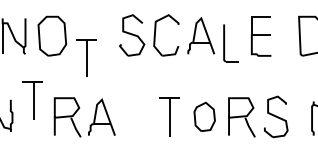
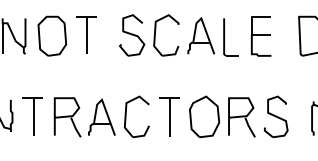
part position: (230, 43) -> (230, 37) (230, 37)
part position: (86, 57) -> (86, 34) (86, 34)
part position: (32, 100) -> (32, 116) (32, 116)
part: none -> present (126, 116)
part size: 23x31 px -> 32x44 px (204, 116)
